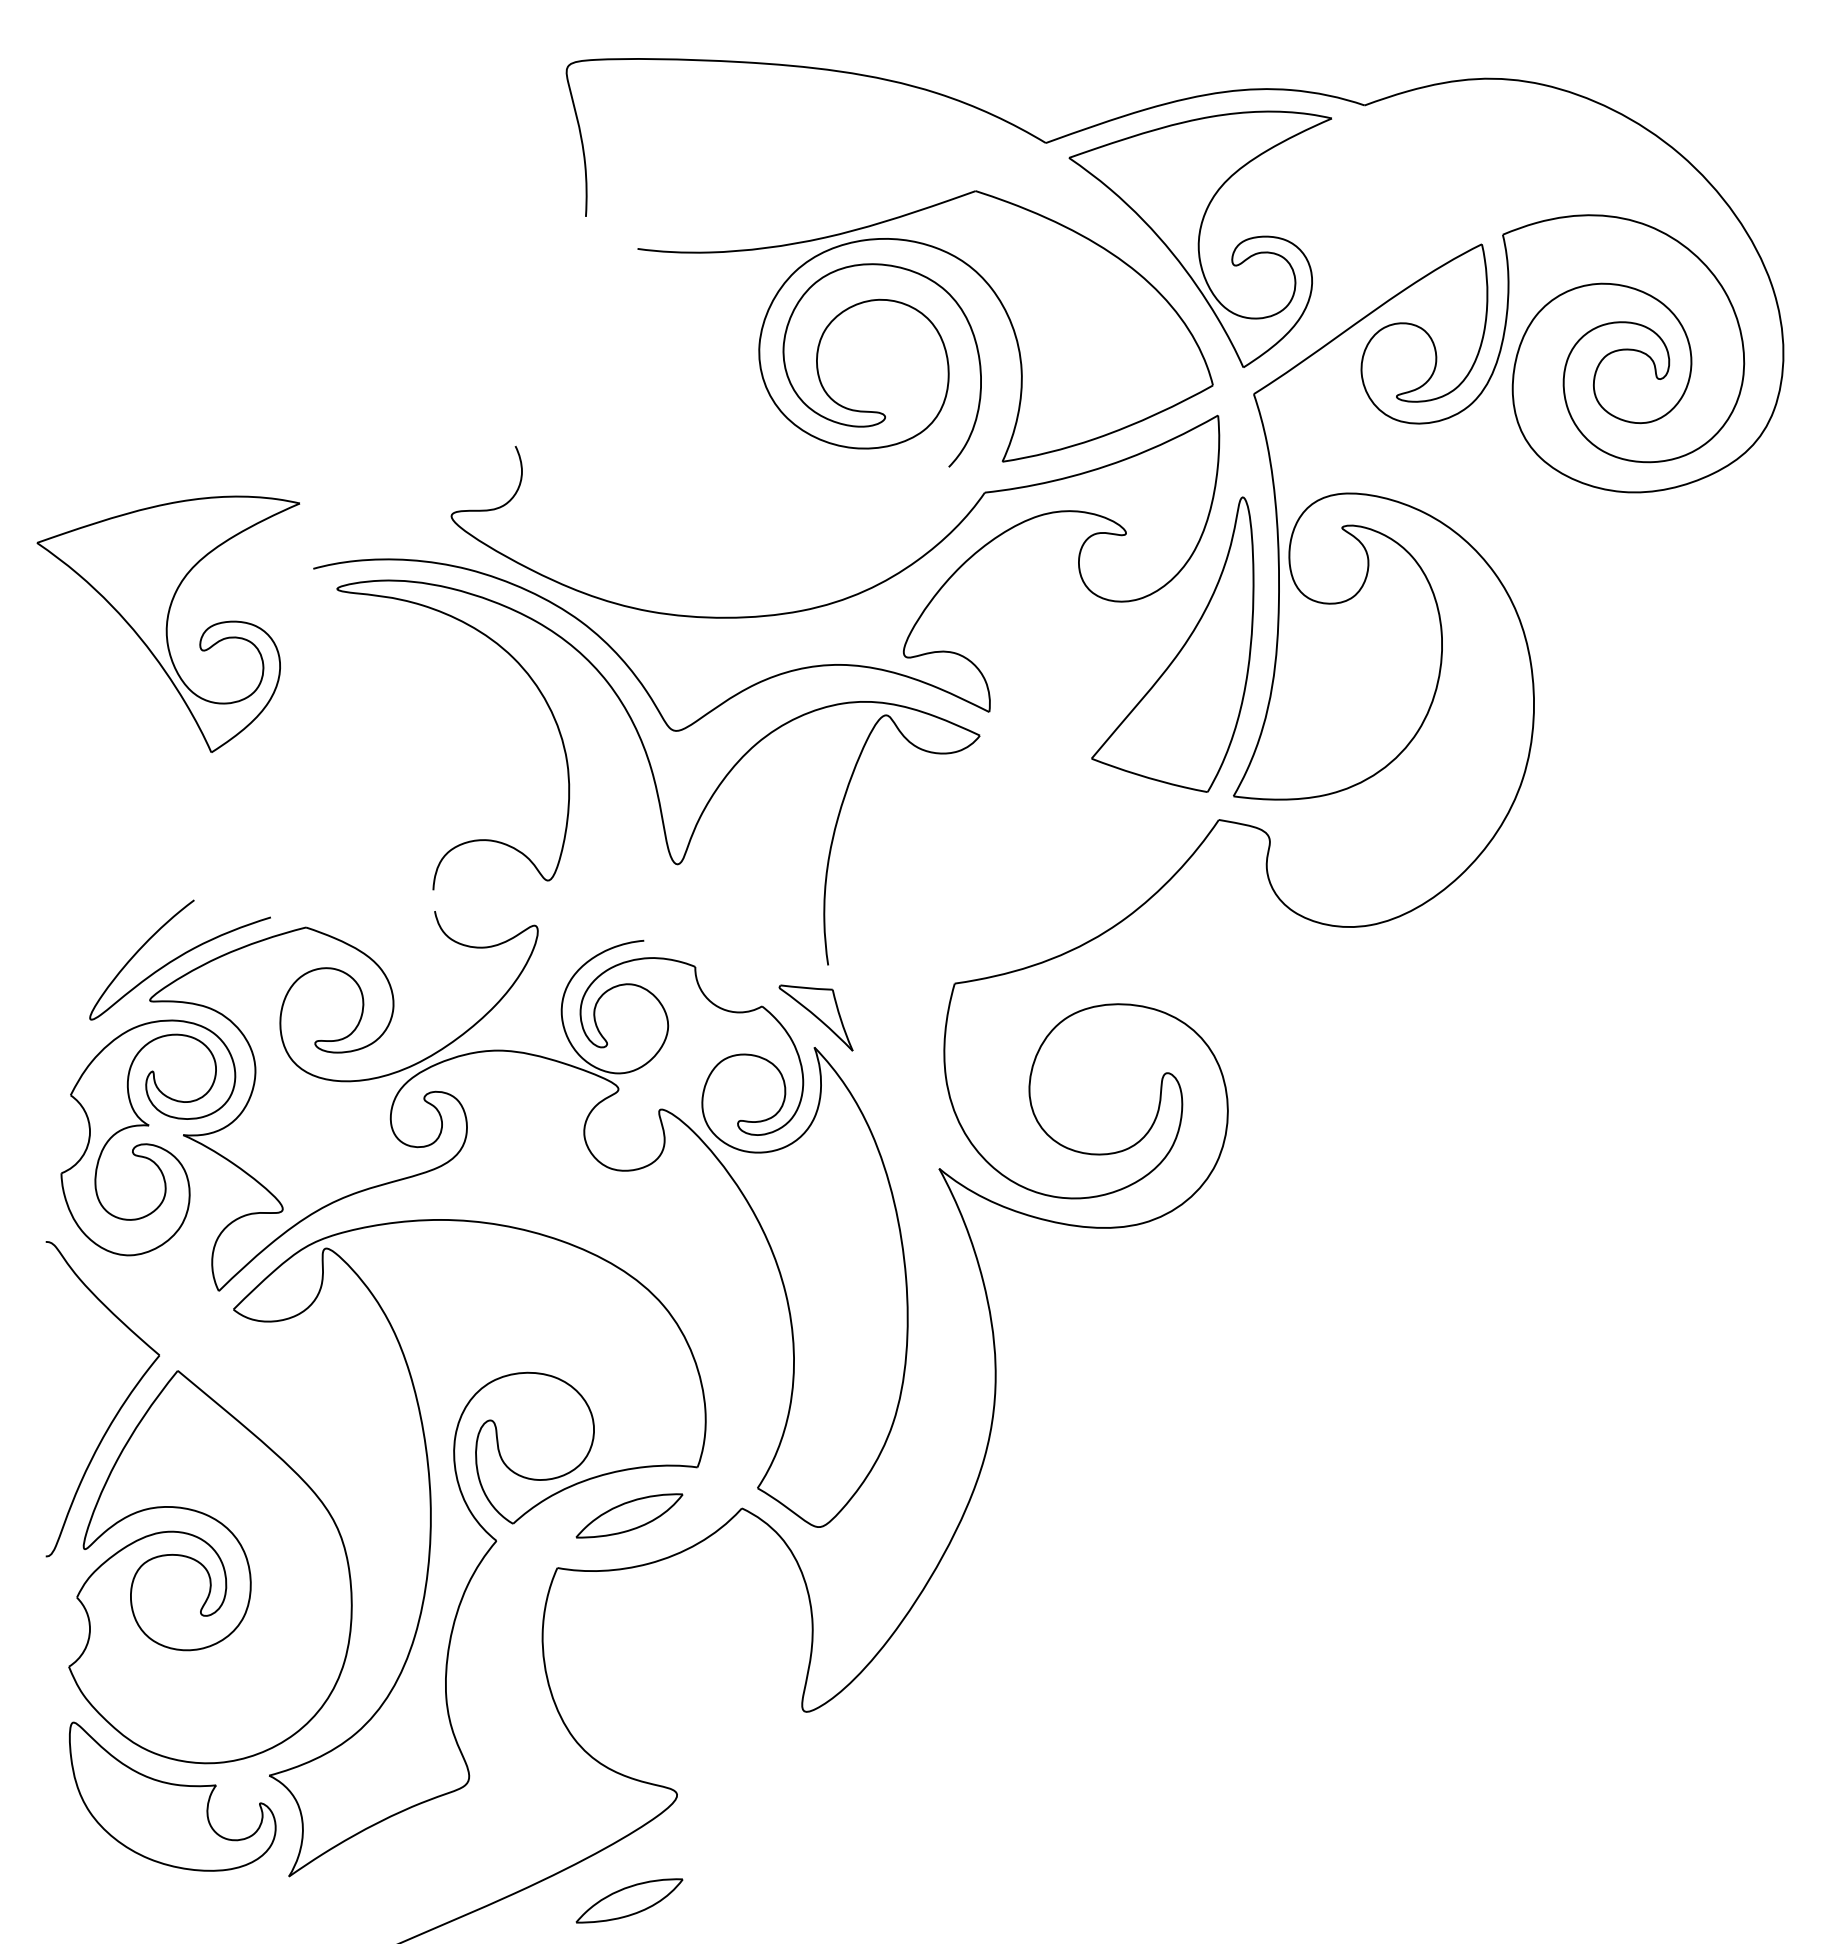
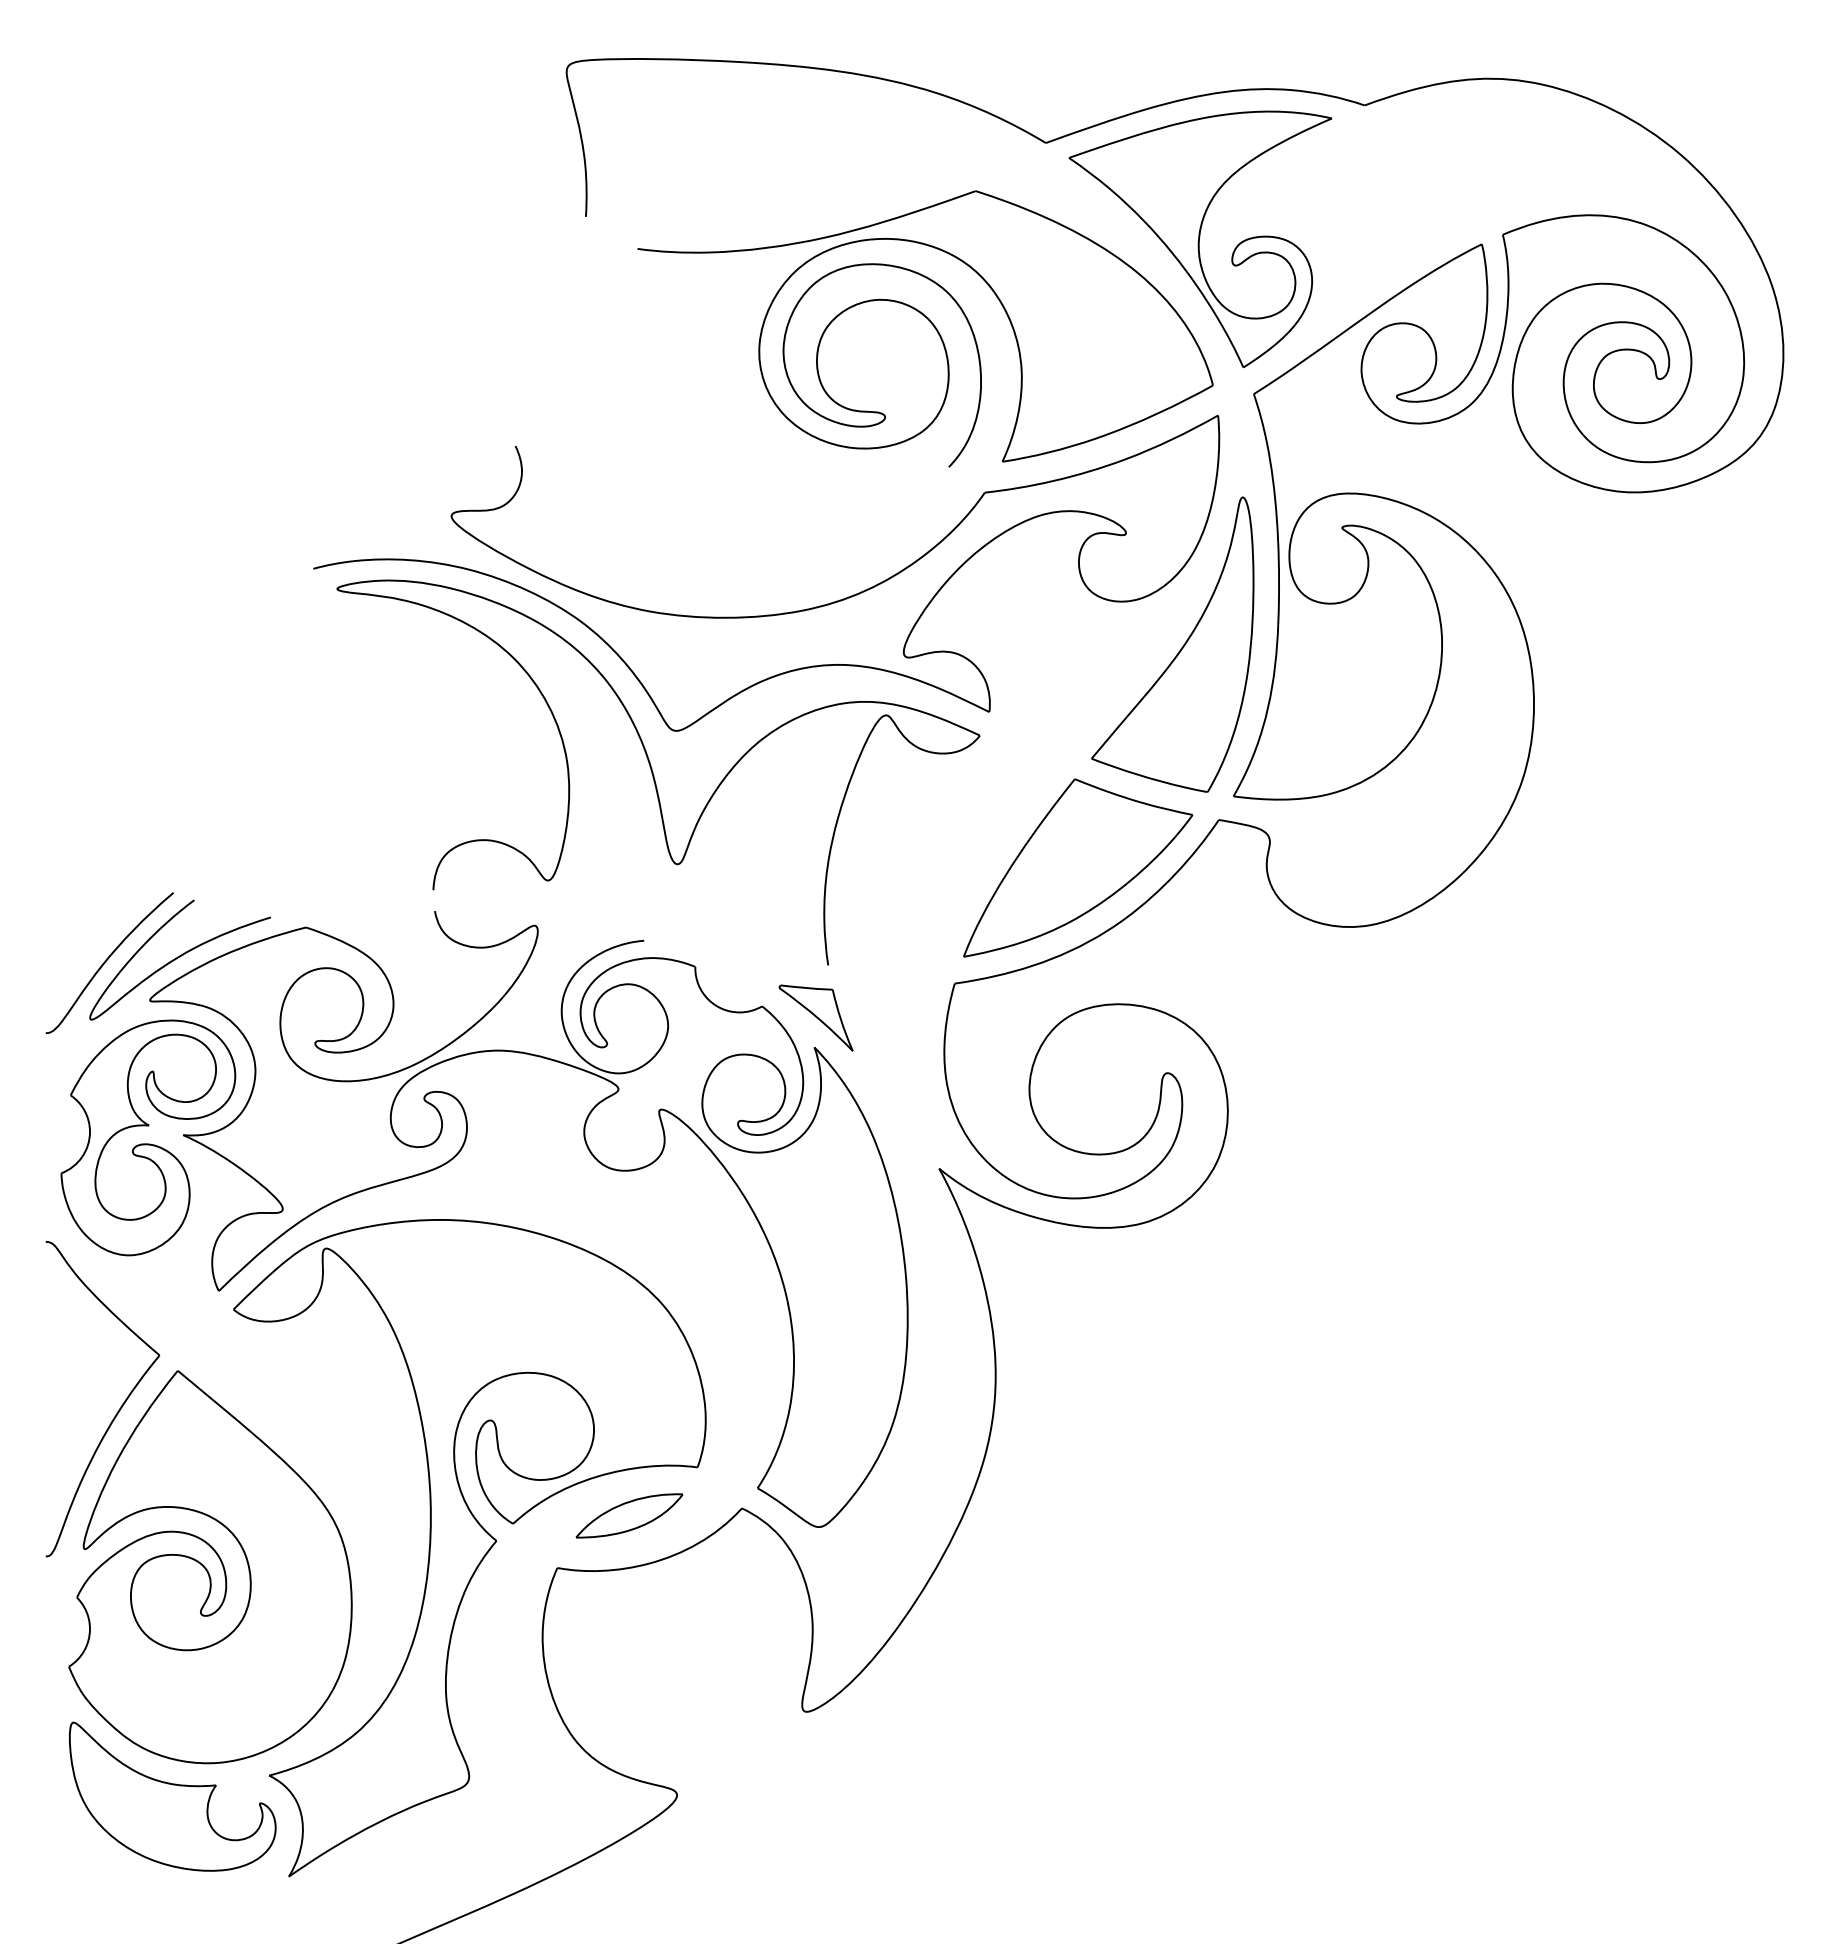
part: present -> none (168, 623)
part: none -> present (1078, 867)
curve: none -> present (107, 960)
part: present -> none (629, 1900)
